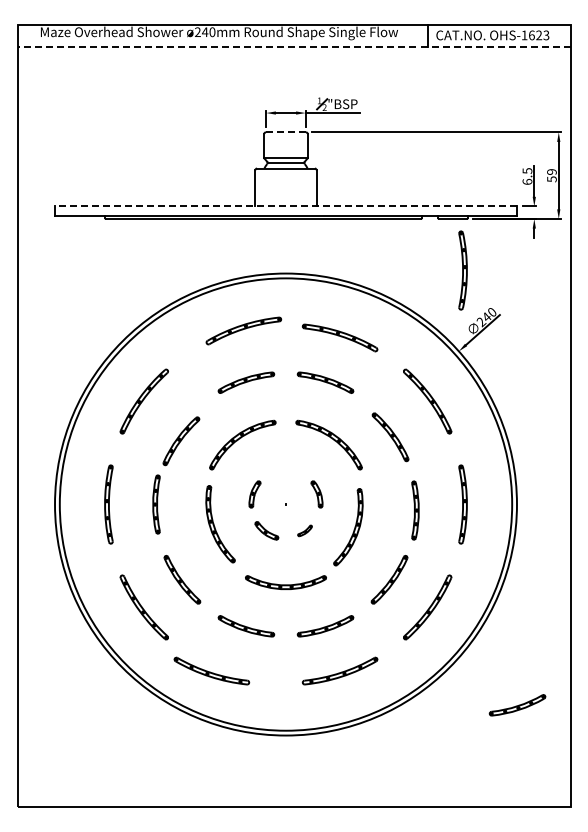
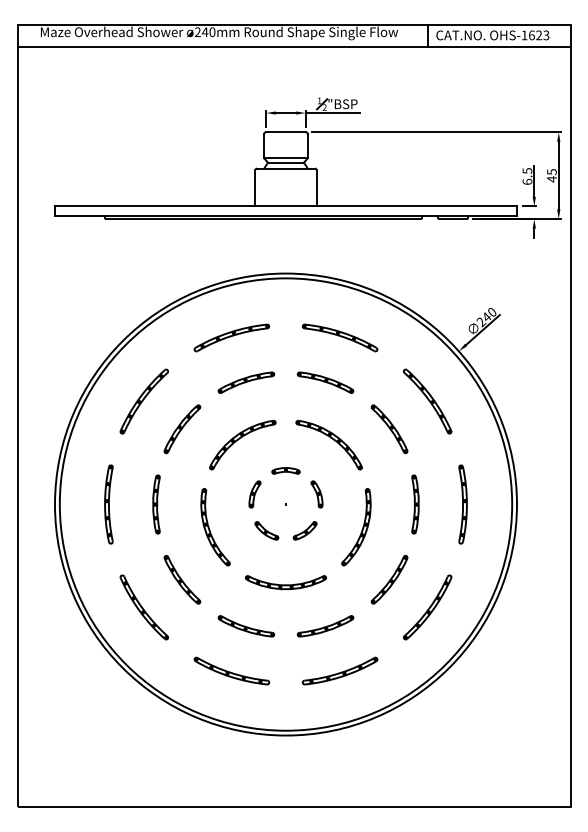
line: dashed -> solid (293, 46)
line: dashed -> solid (285, 132)
text: 59 -> 45 (551, 175)
line: dashed -> solid (286, 206)
part: present -> none (462, 270)
part position: (243, 330) -> (231, 337) (231, 337)
part position: (390, 437) -> (389, 429) (389, 429)
part position: (181, 441) -> (182, 429) (182, 429)
part: none -> present (285, 470)
part position: (415, 510) -> (415, 504) (415, 504)
part position: (220, 524) -> (215, 527) (215, 527)
part position: (348, 527) -> (356, 527) (356, 527)
part size: 16x14 px -> 26x20 px (304, 530)
part position: (211, 670) -> (231, 670) (231, 670)
part: present -> none (517, 705)
